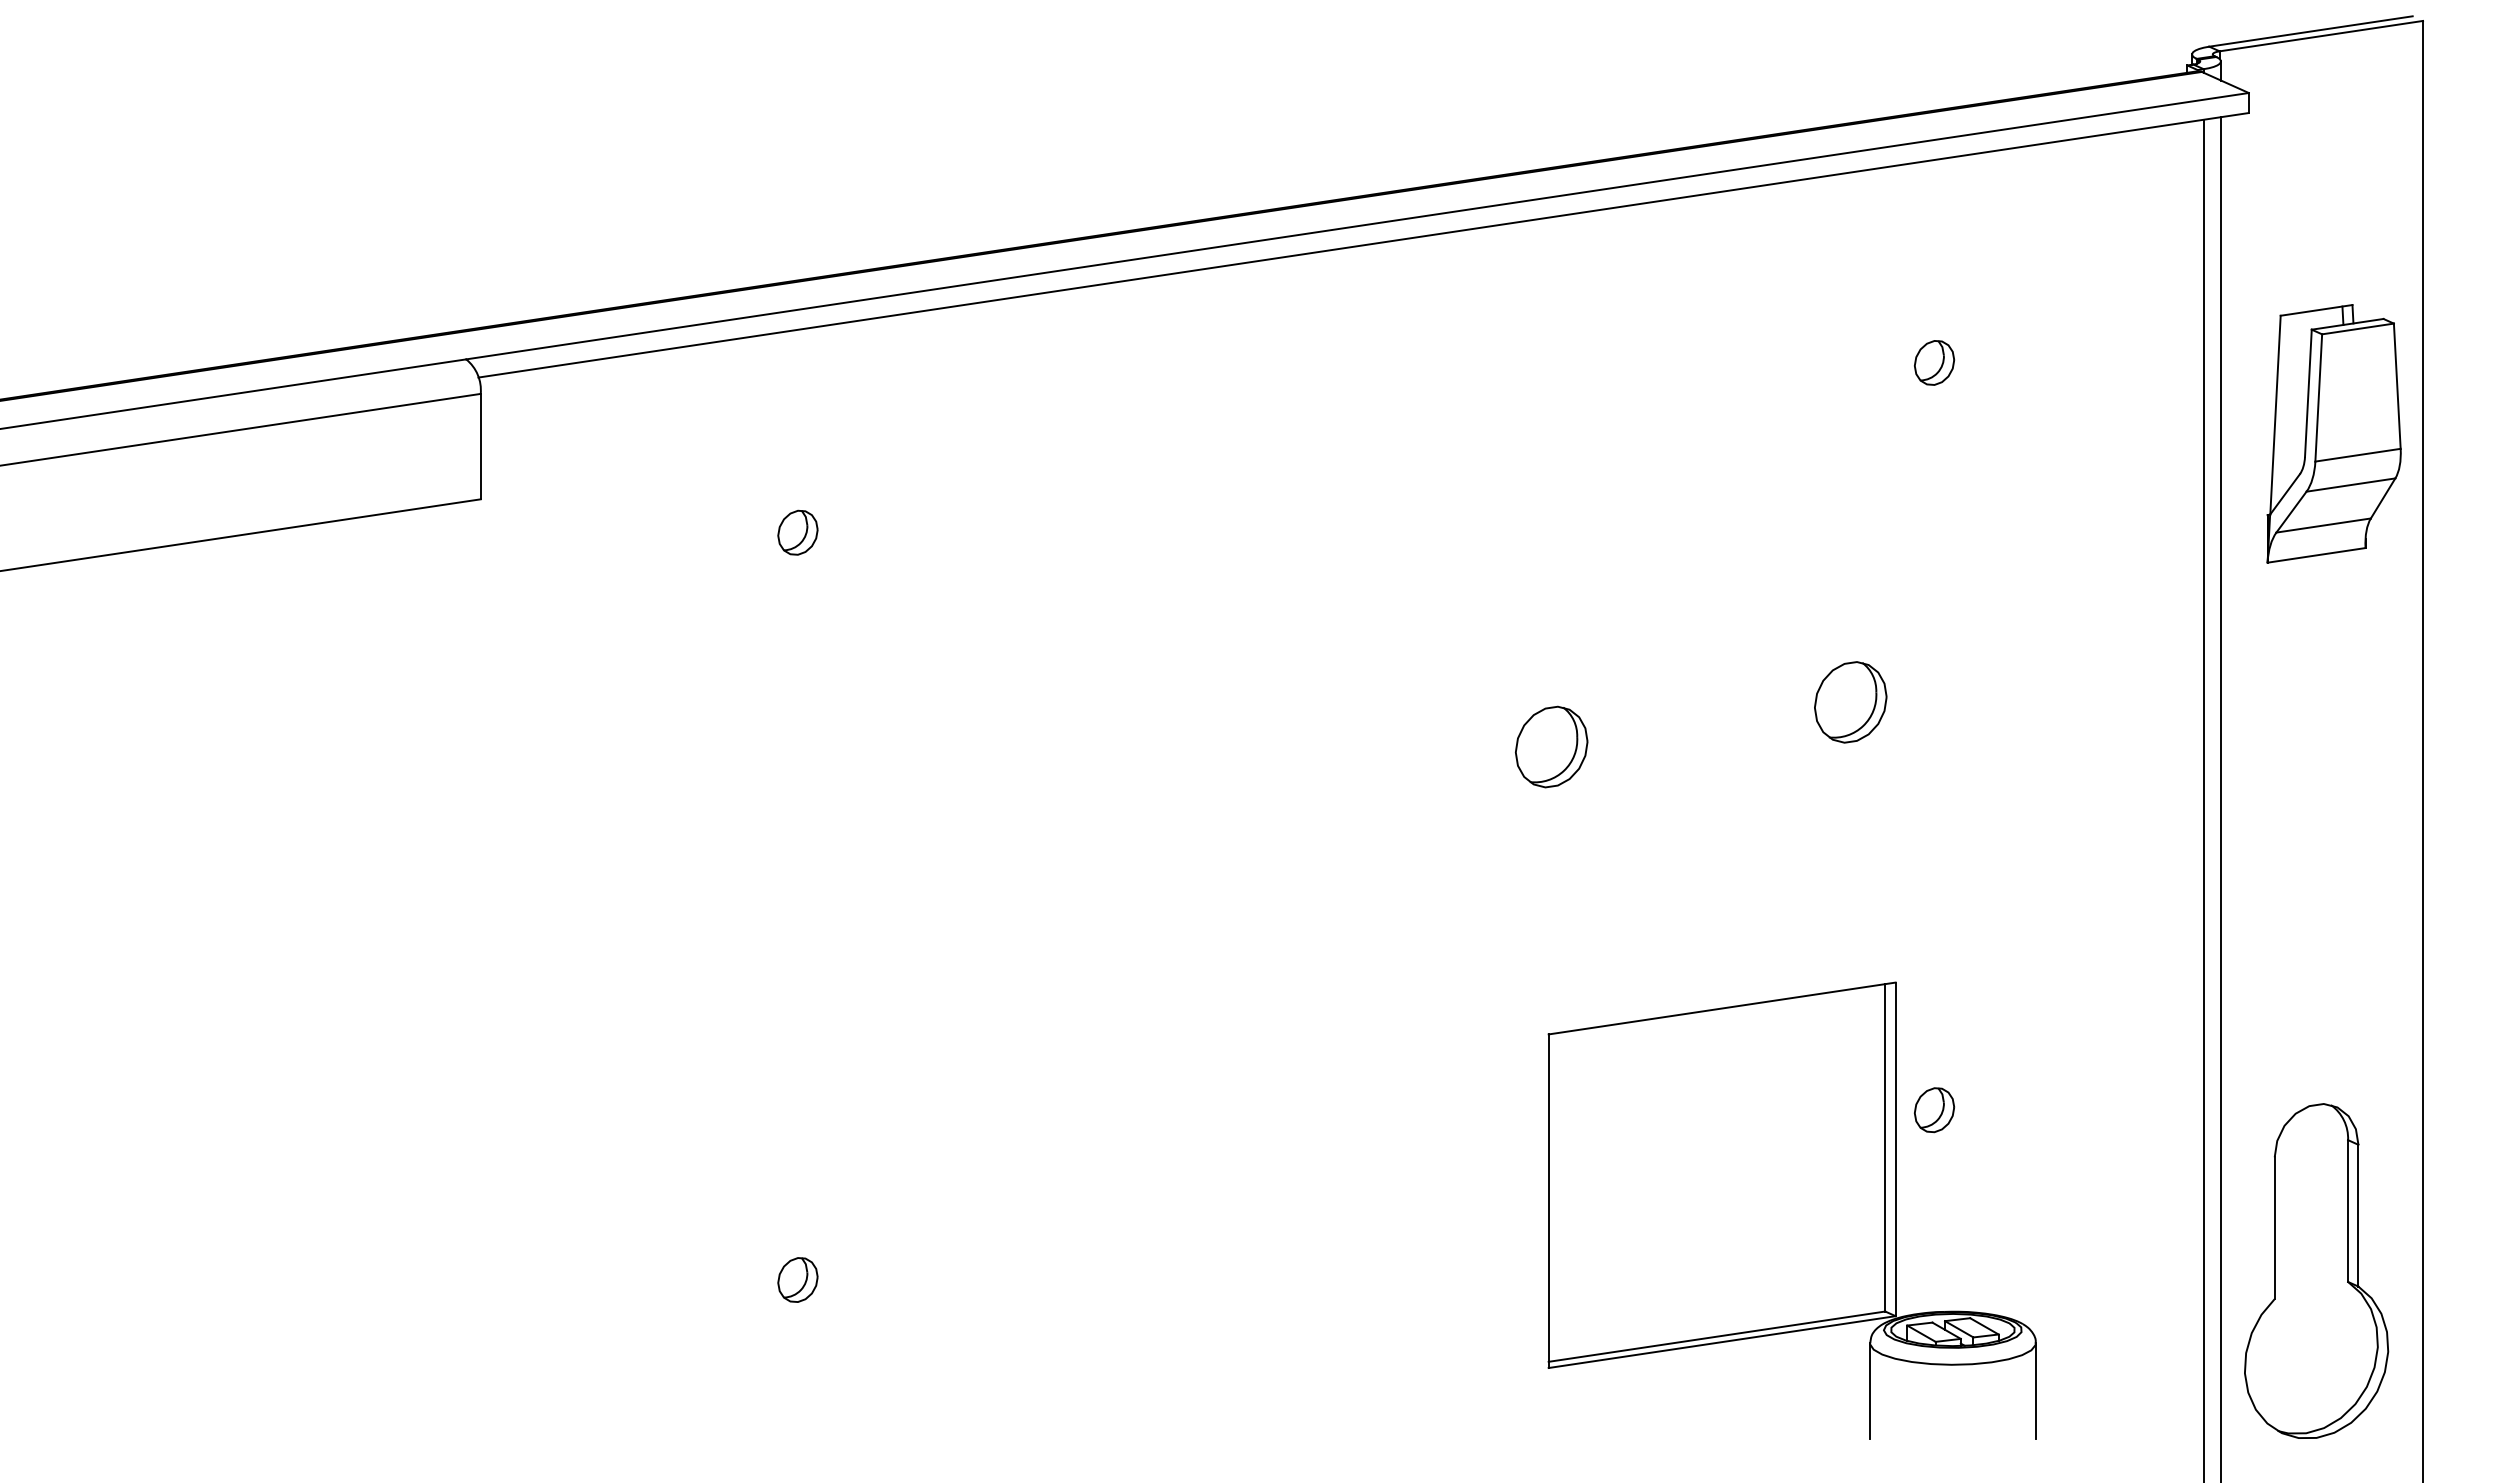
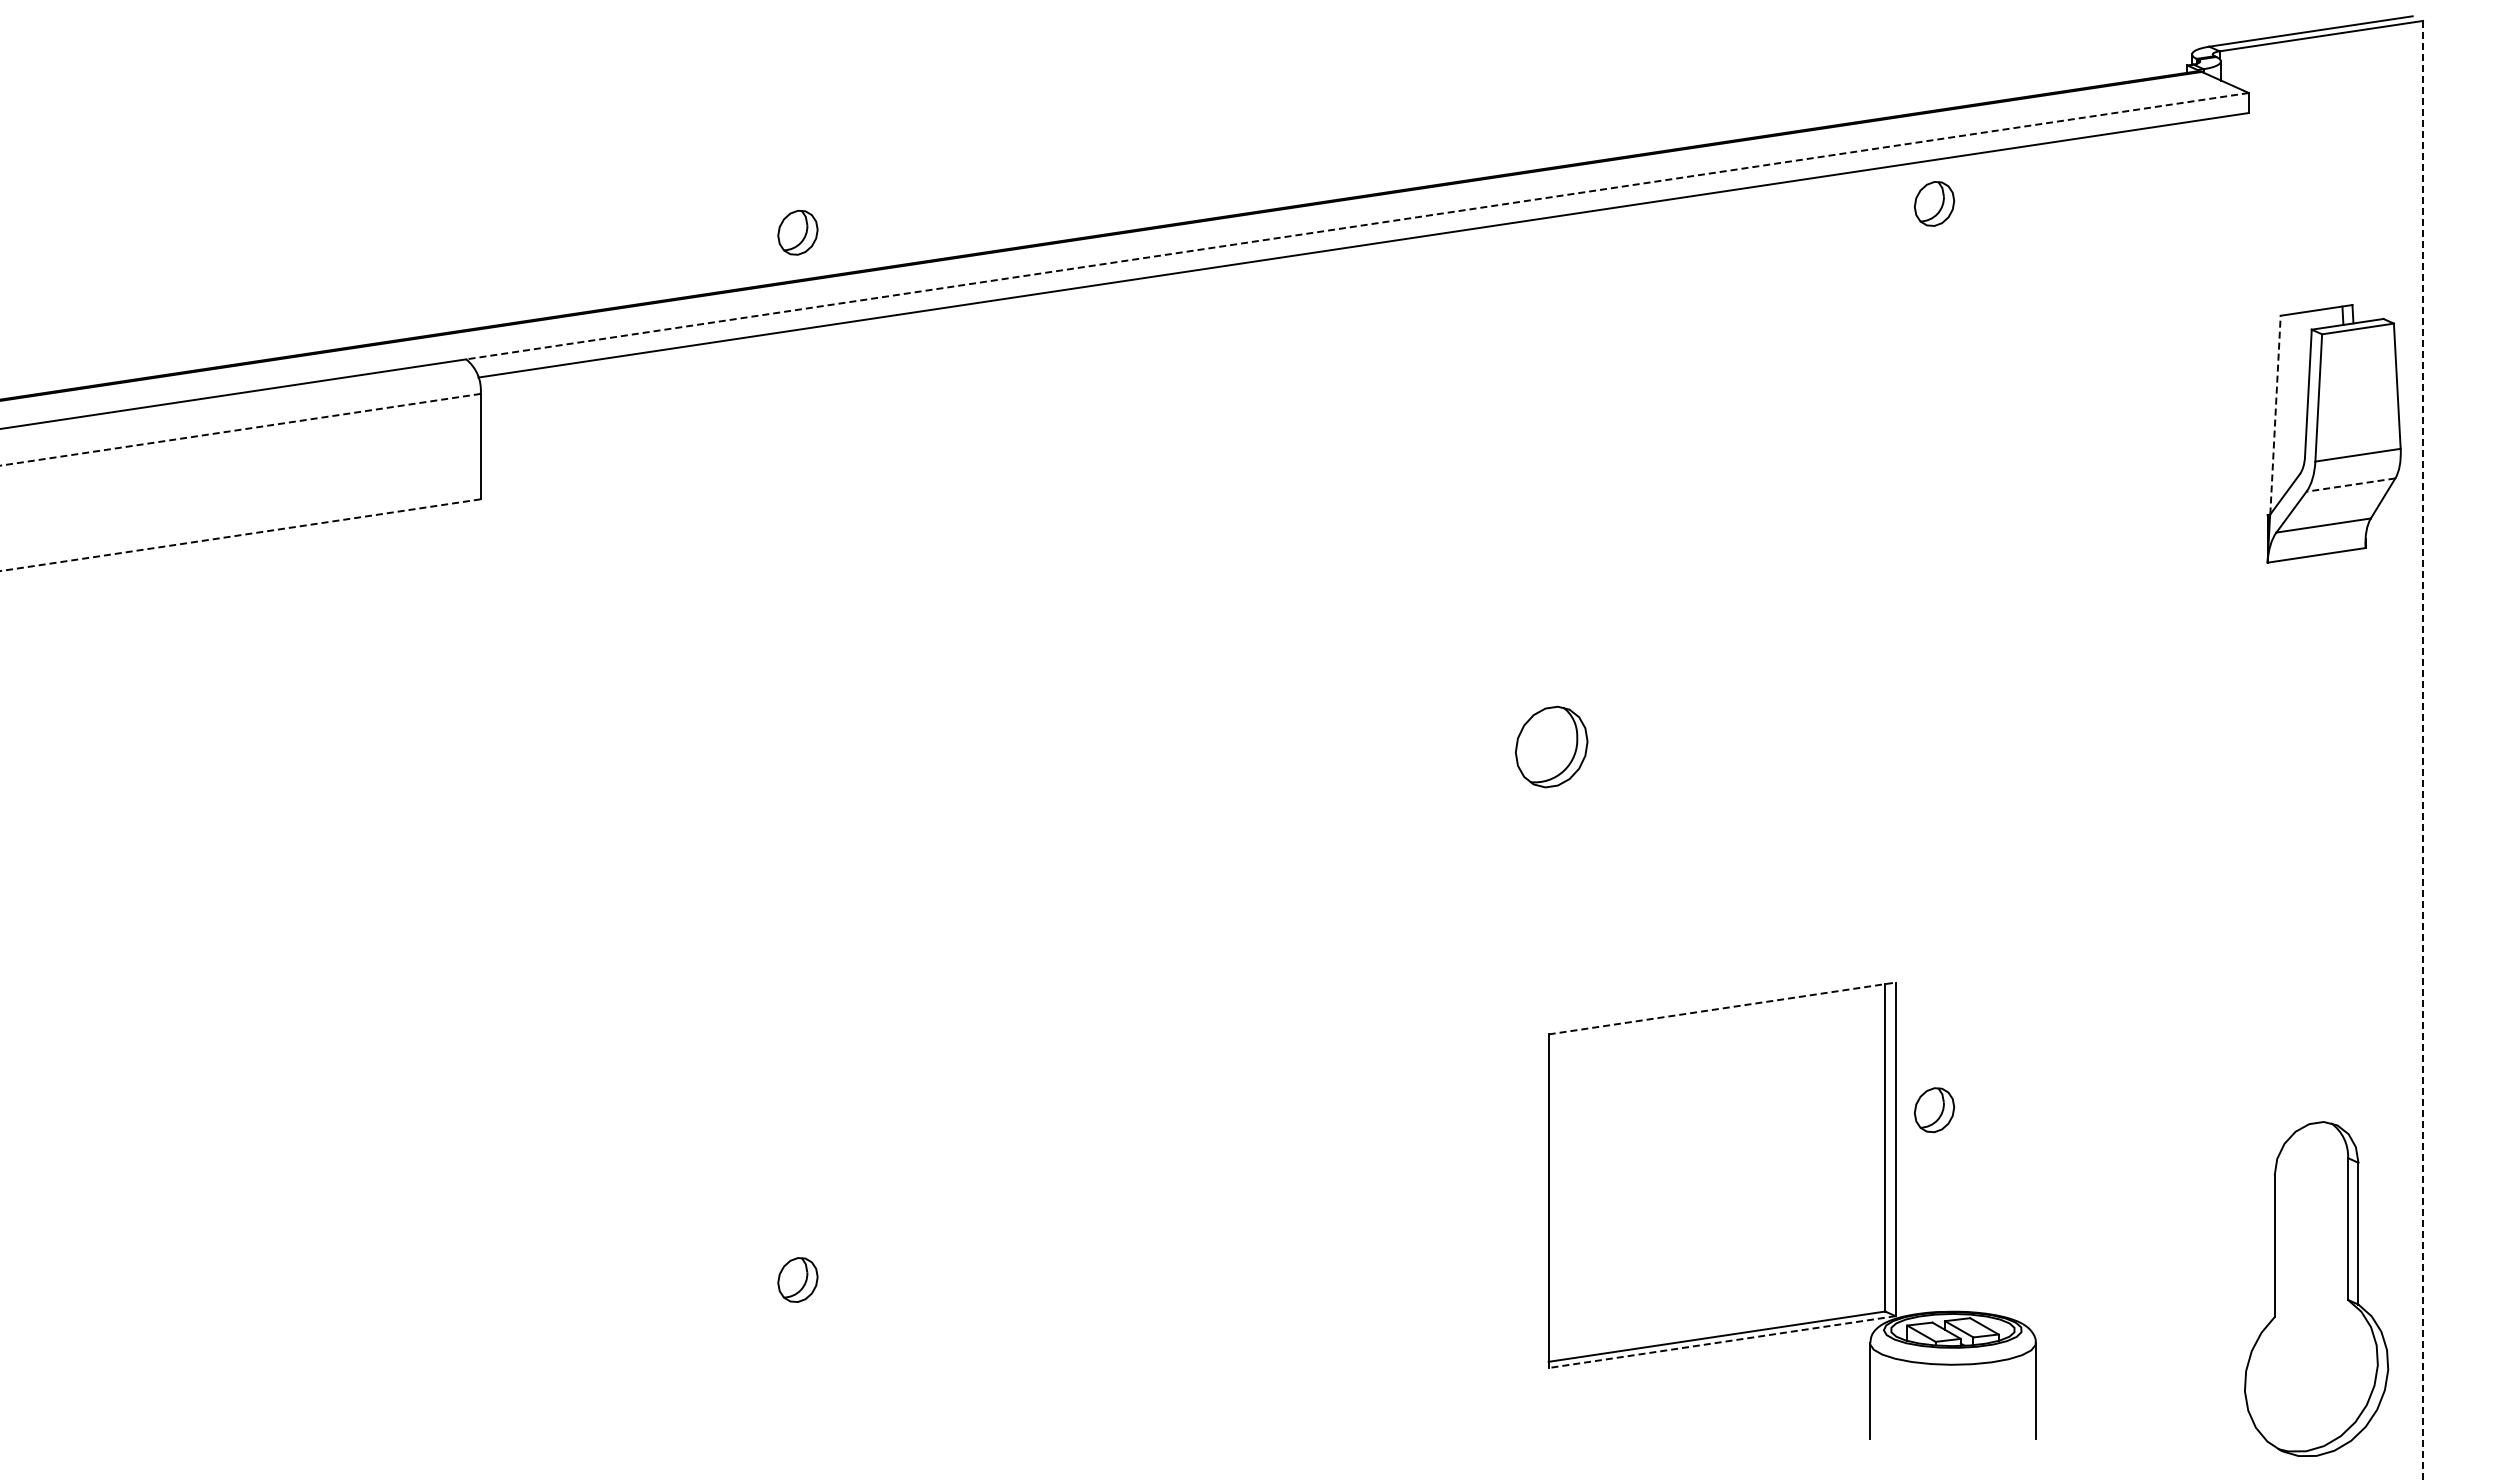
line: solid -> dashed (1357, 226)
part position: (1934, 362) -> (1934, 203) (1934, 203)
line: solid -> dashed (2275, 414)
line: solid -> dashed (240, 429)
line: solid -> dashed (2350, 485)
part position: (797, 532) -> (797, 232) (797, 232)
line: solid -> dashed (240, 535)
part: present -> none (1850, 702)
line: solid -> dashed (2423, 751)
line: present -> none (2220, 798)
line: present -> none (2203, 799)
line: solid -> dashed (1722, 1008)
part position: (2316, 1270) -> (2316, 1288) (2316, 1288)
line: solid -> dashed (1721, 1342)
